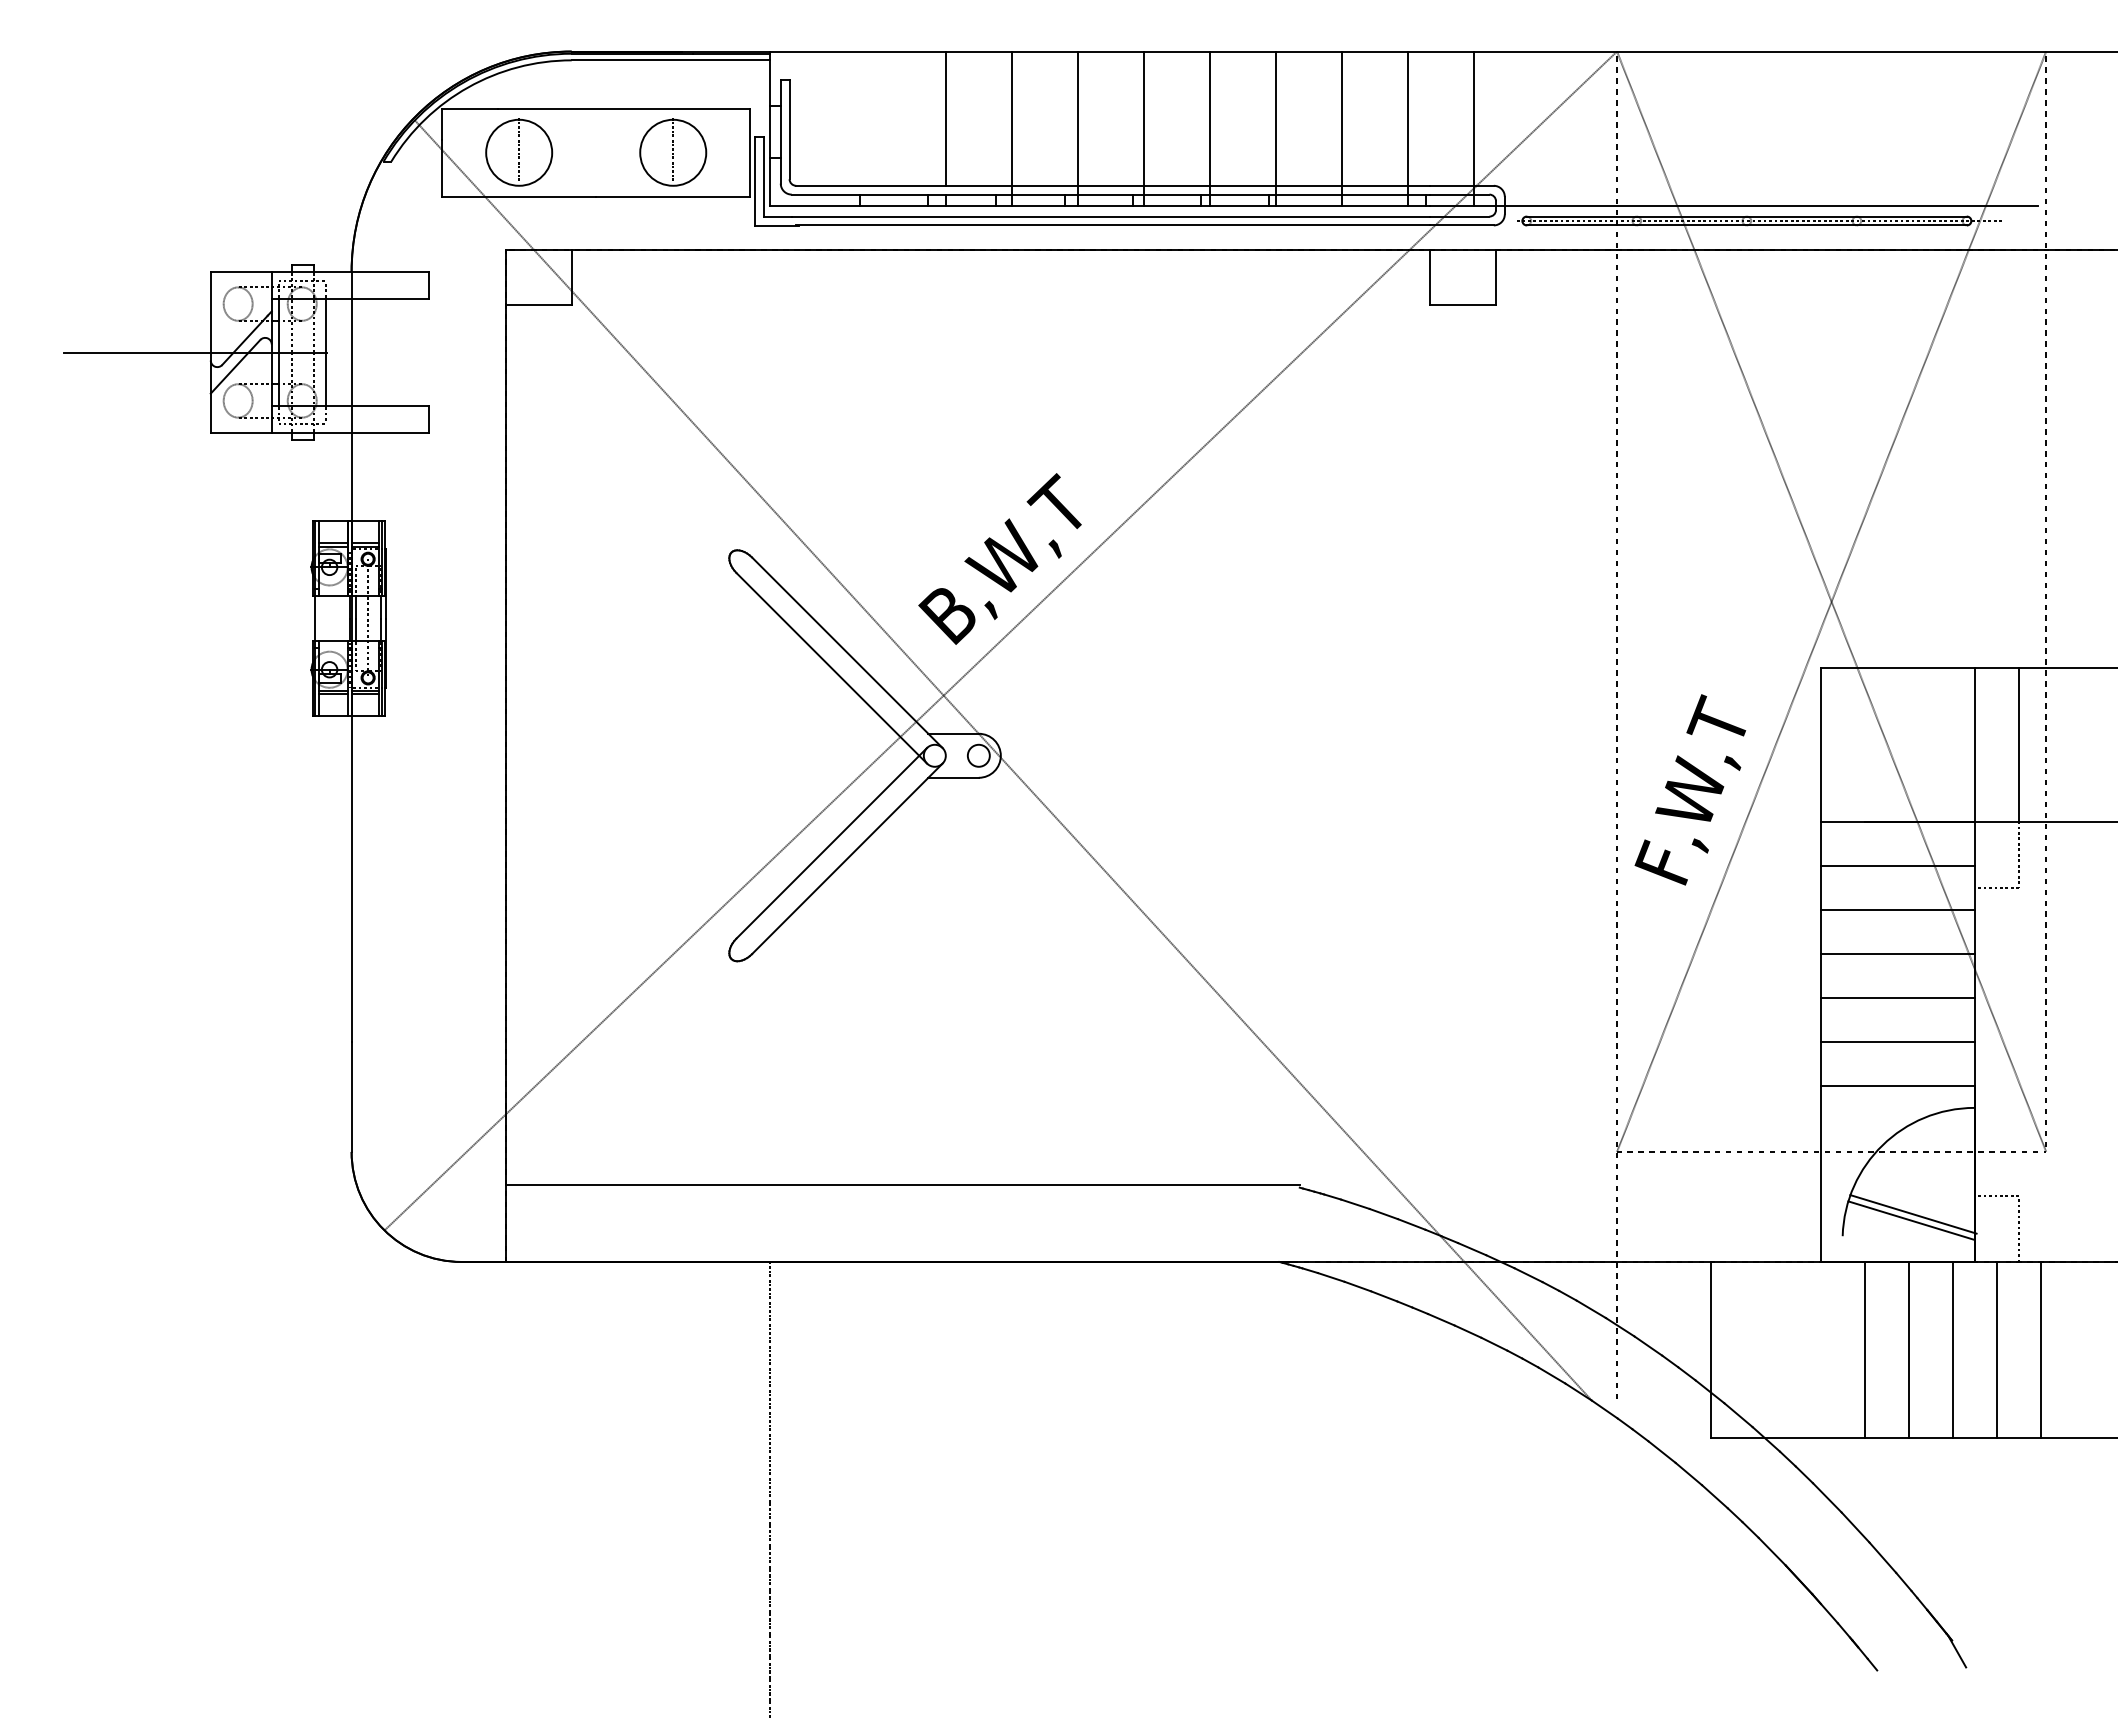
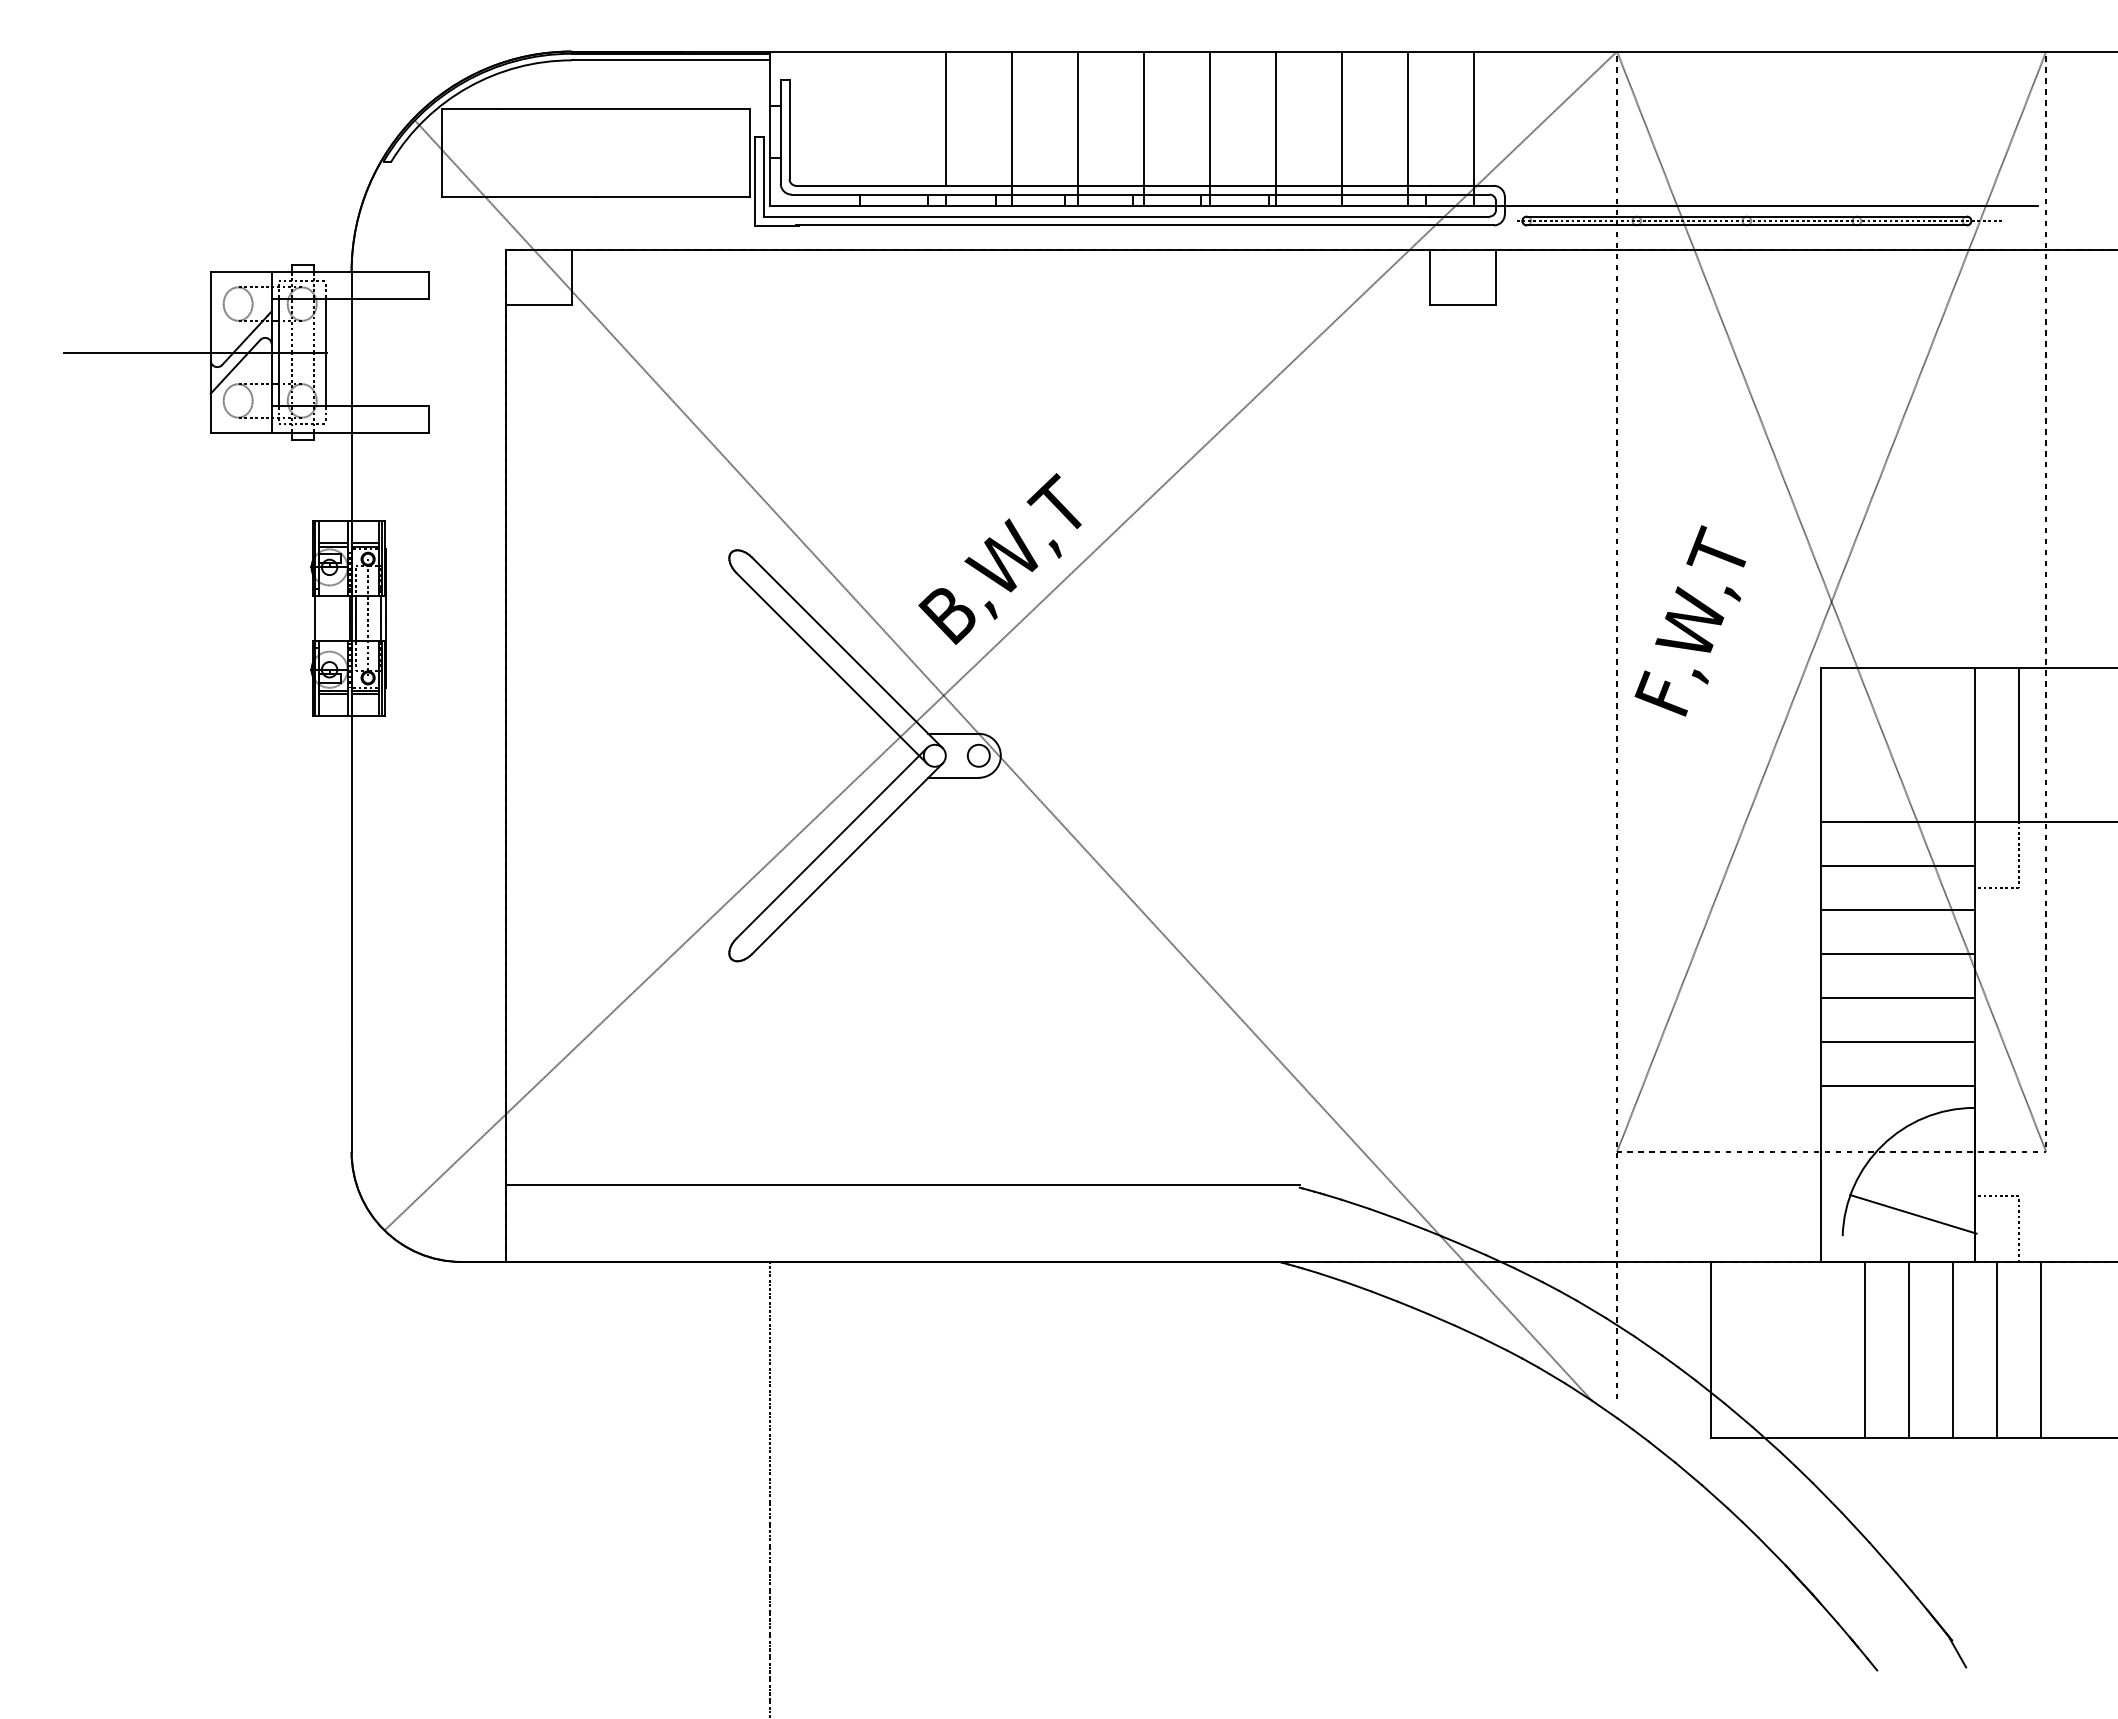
part: present -> none (519, 152)
part: present -> none (673, 152)
text position: (1690, 789) -> (1690, 620) (1690, 620)
line: present -> none (1911, 1220)
